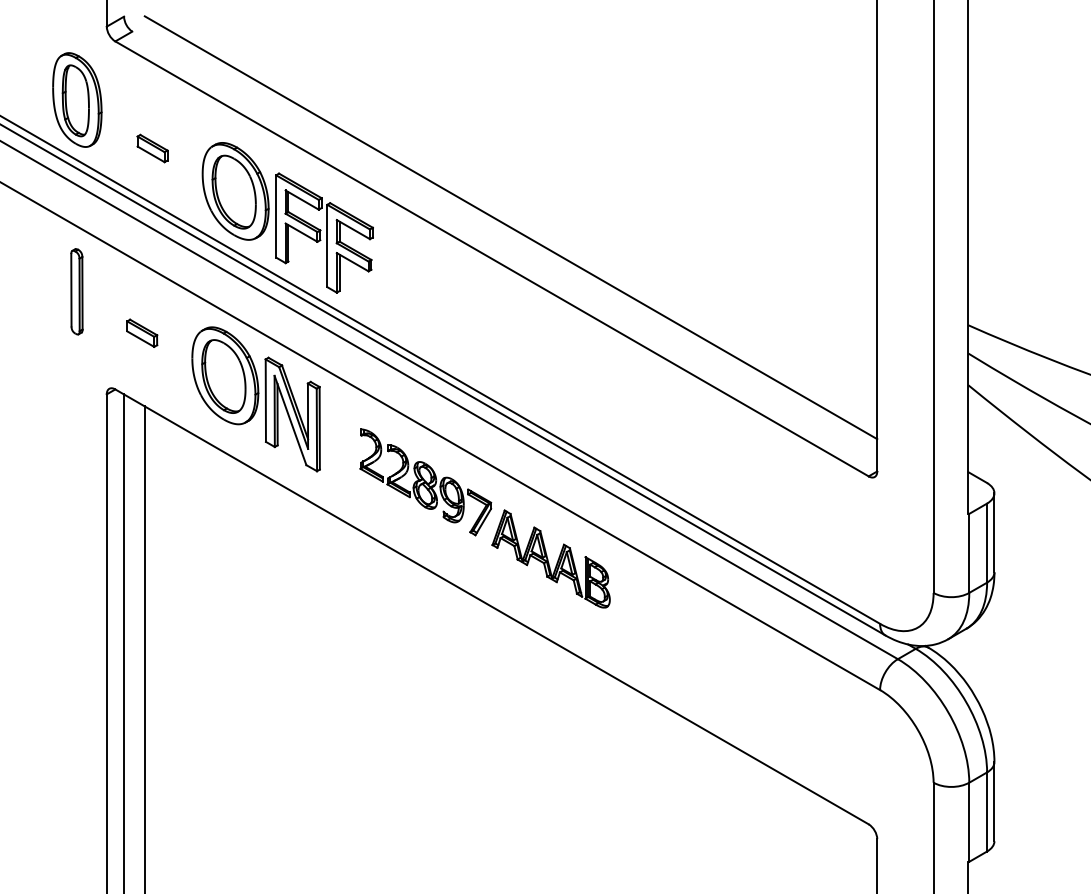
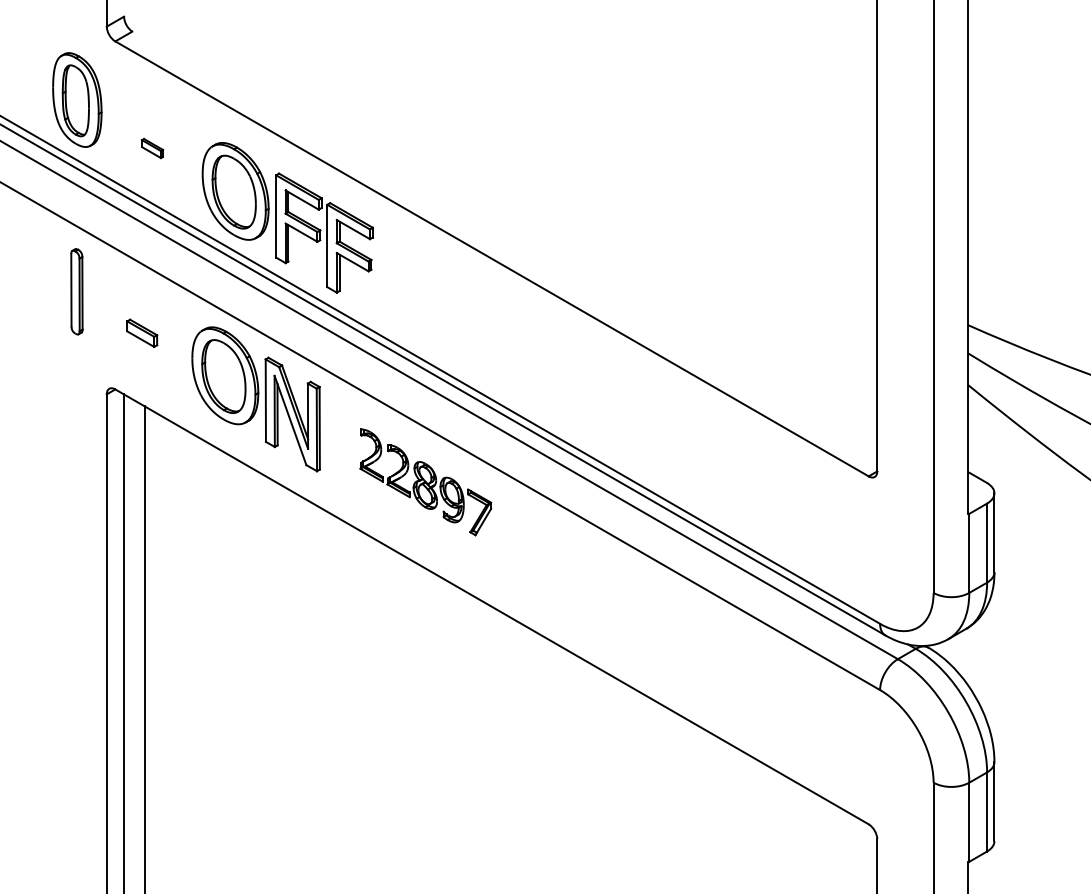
part size: 33x31 px -> 24x22 px (152, 148)
line: present -> none (510, 227)
part: present -> none (550, 558)
